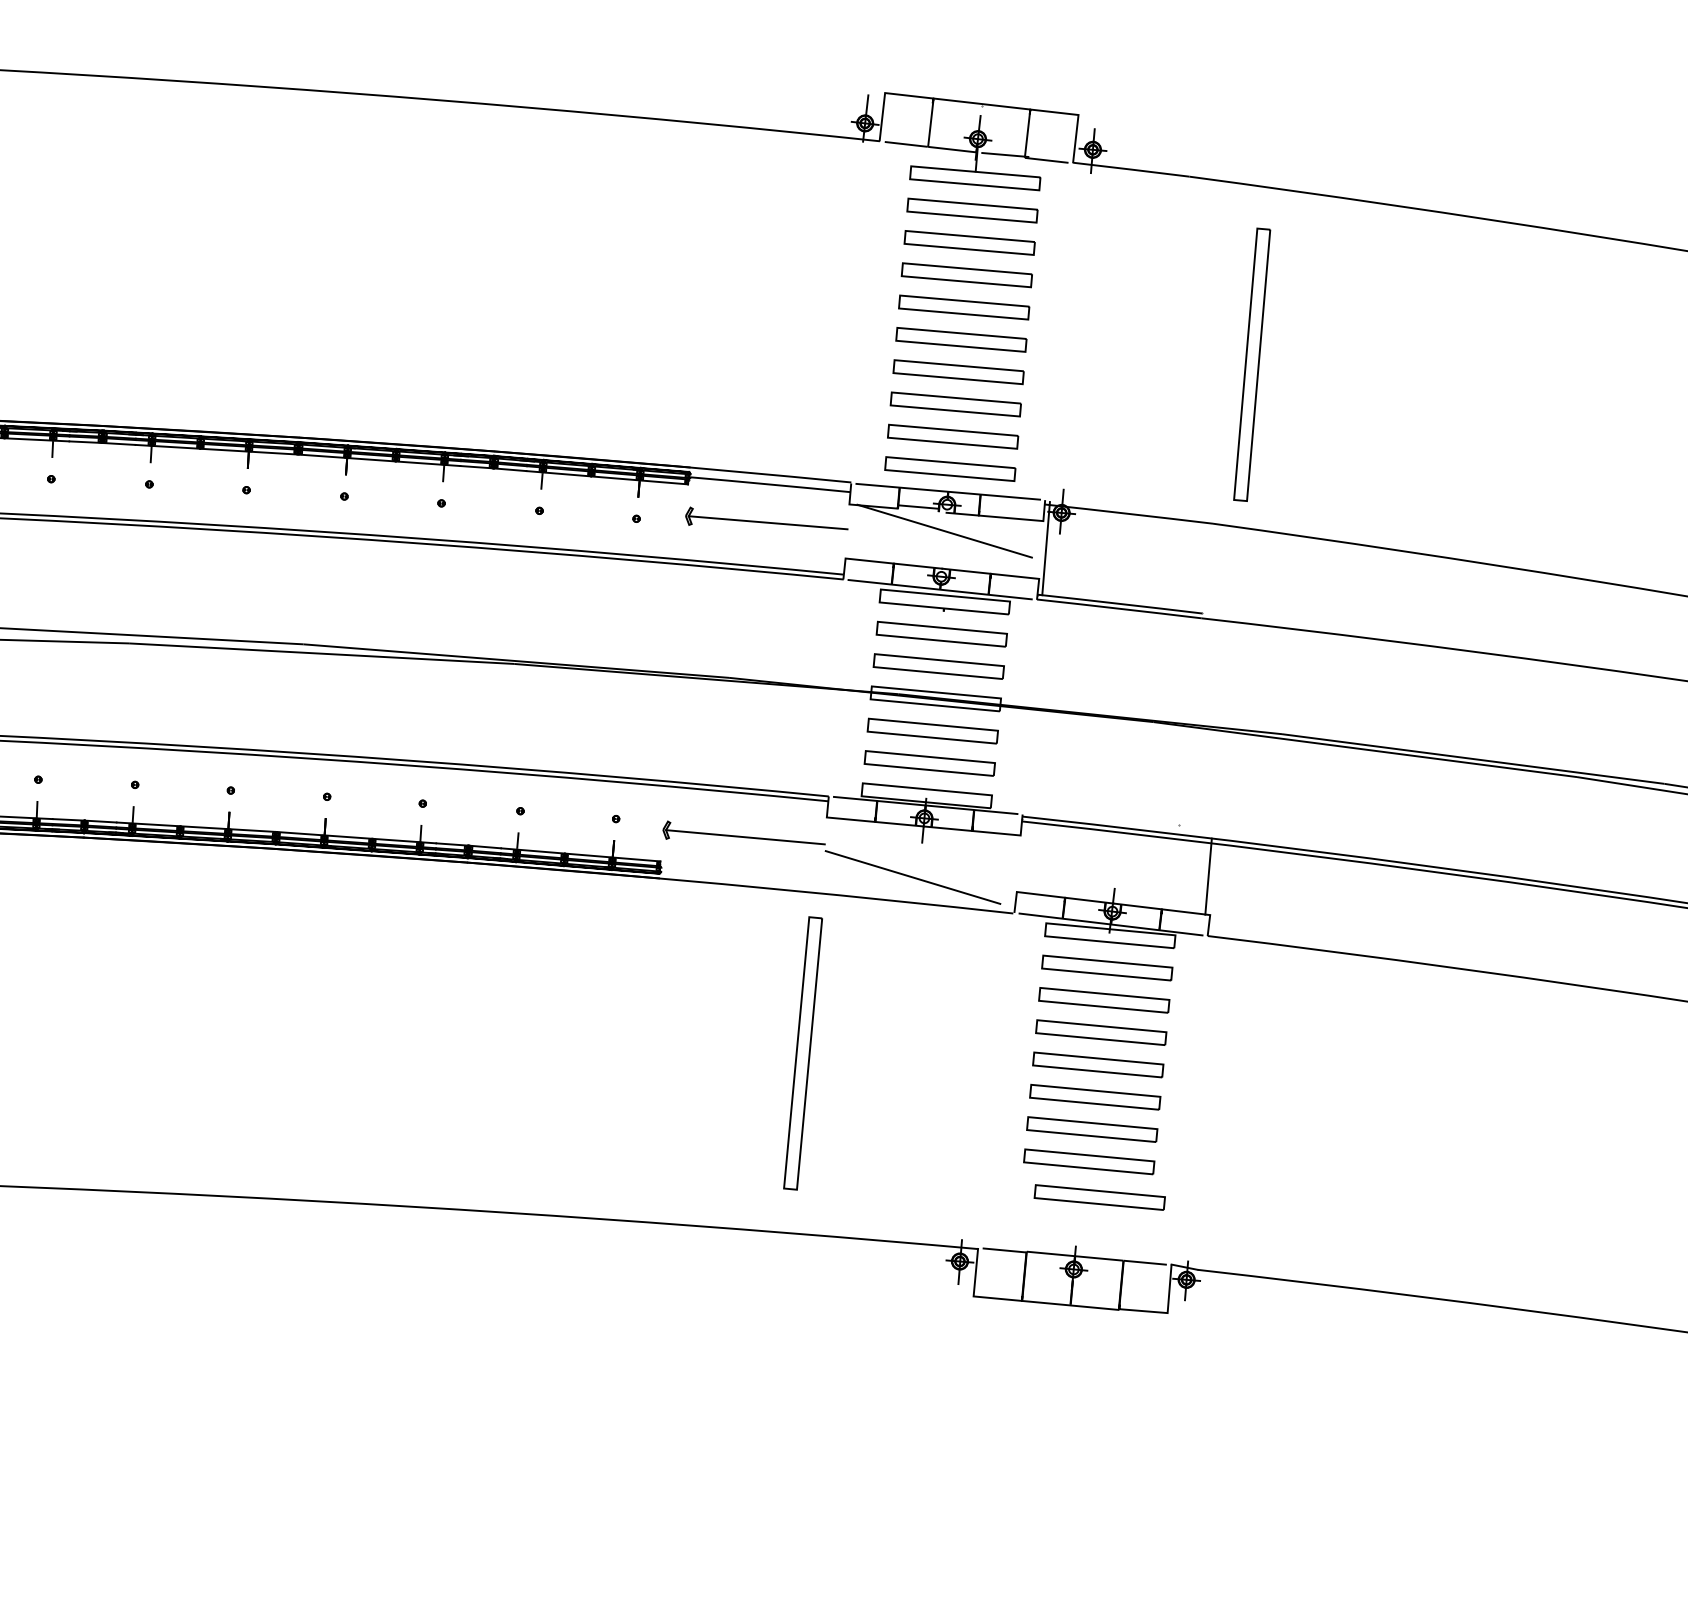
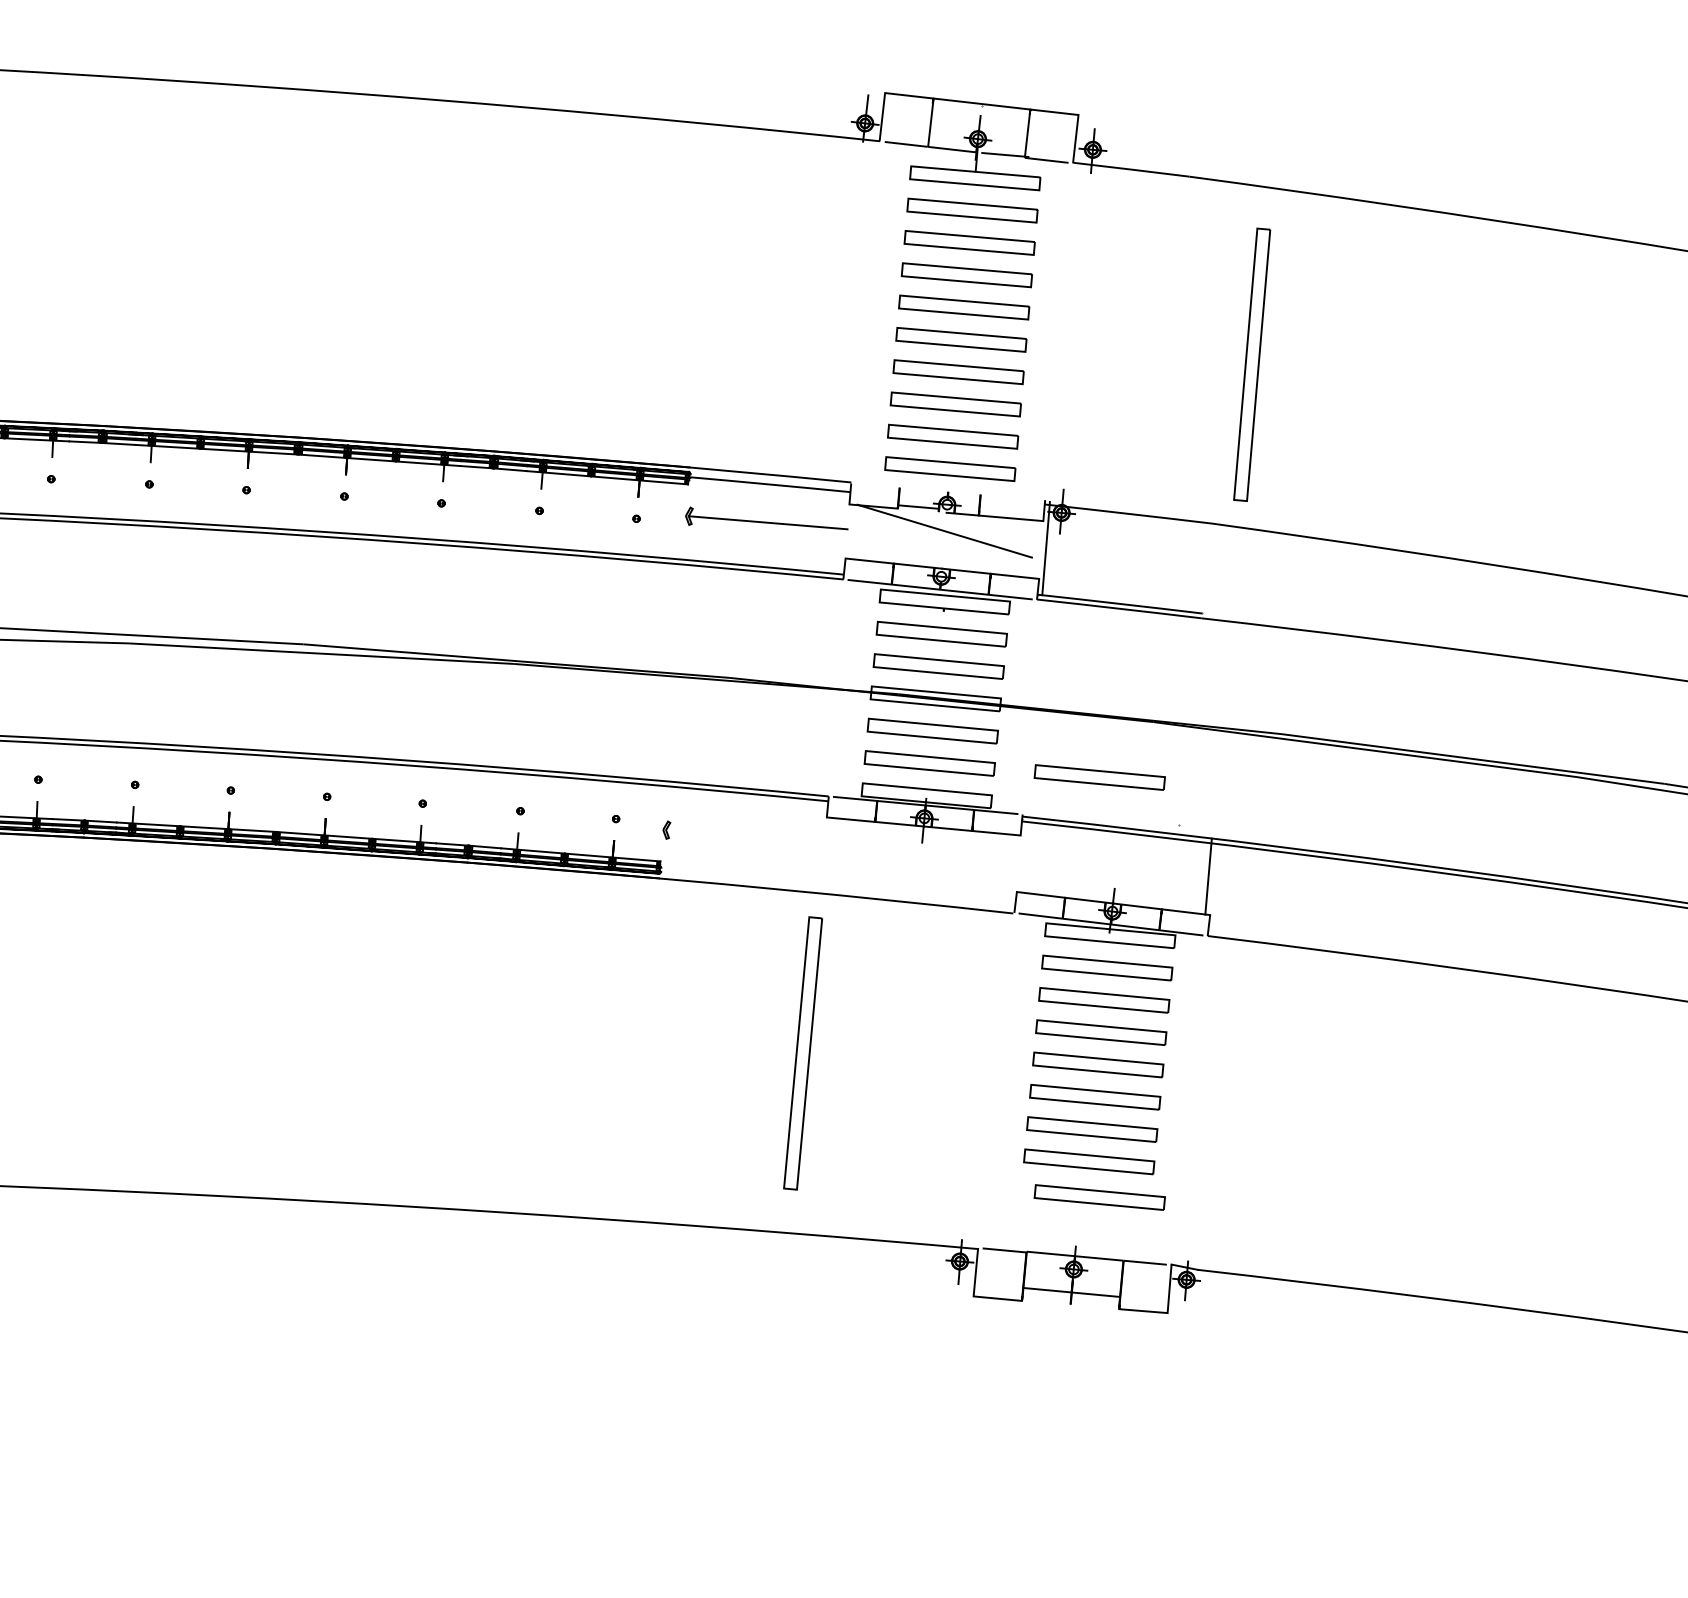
line: present -> none (948, 491)
part: none -> present (1099, 777)
line: present -> none (745, 837)
line: present -> none (912, 877)
line position: (1069, 1304) -> (1070, 1291) (1070, 1291)
